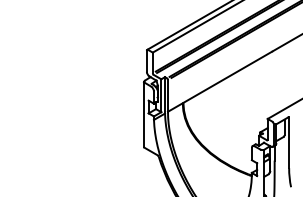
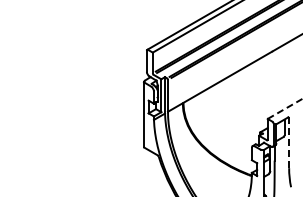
line: solid -> dashed (285, 108)
line: solid -> dashed (289, 142)
